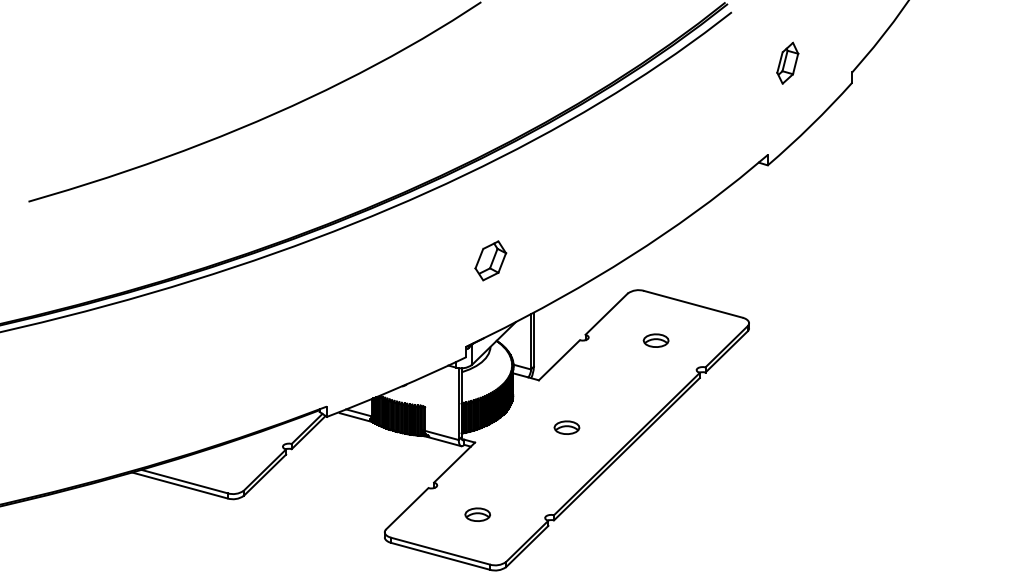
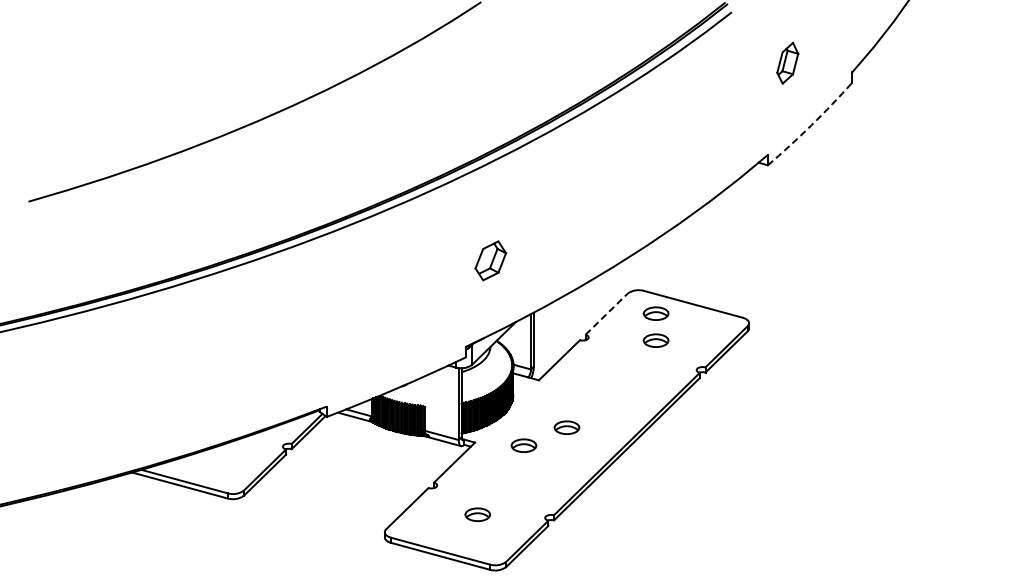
arc: solid -> dashed (811, 125)
part: none -> present (655, 313)
line: solid -> dashed (606, 314)
part: none -> present (523, 445)
